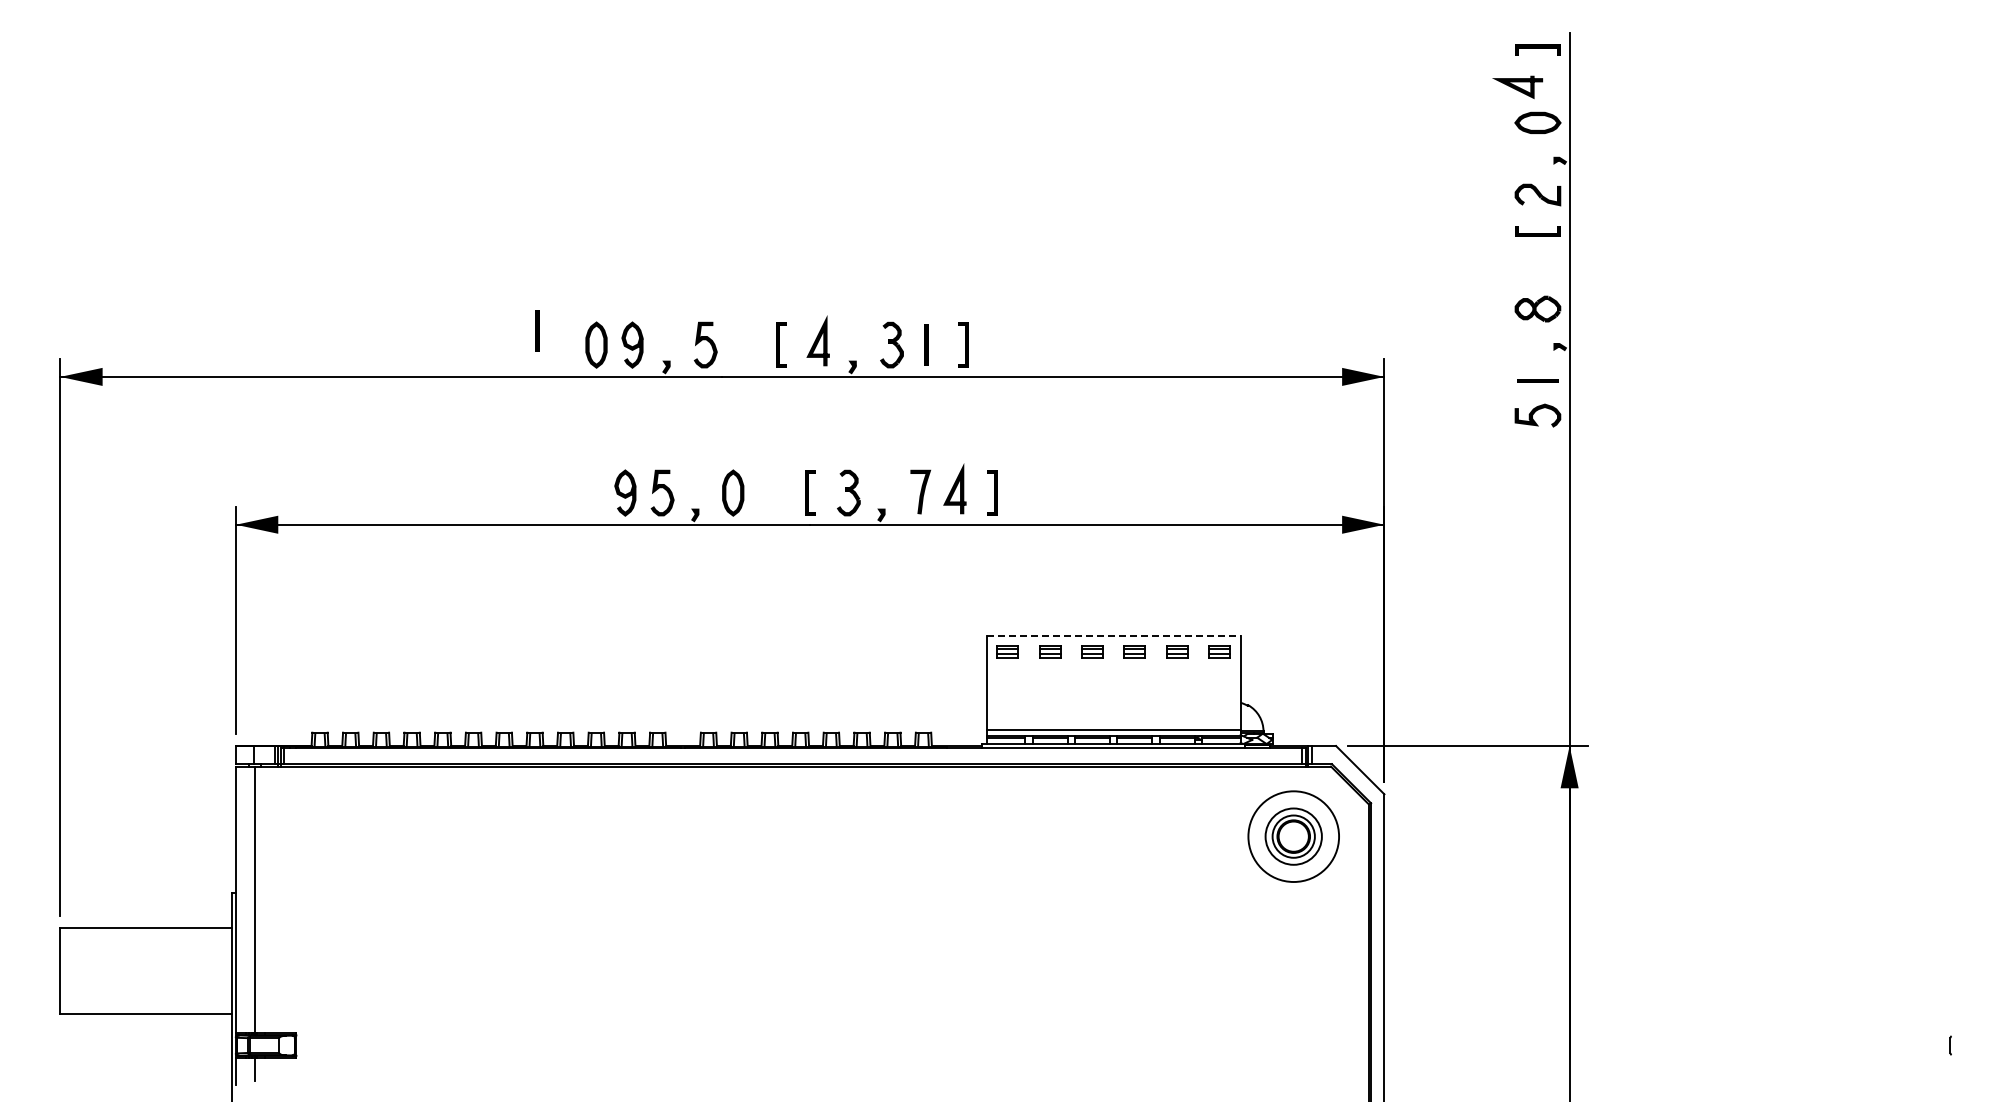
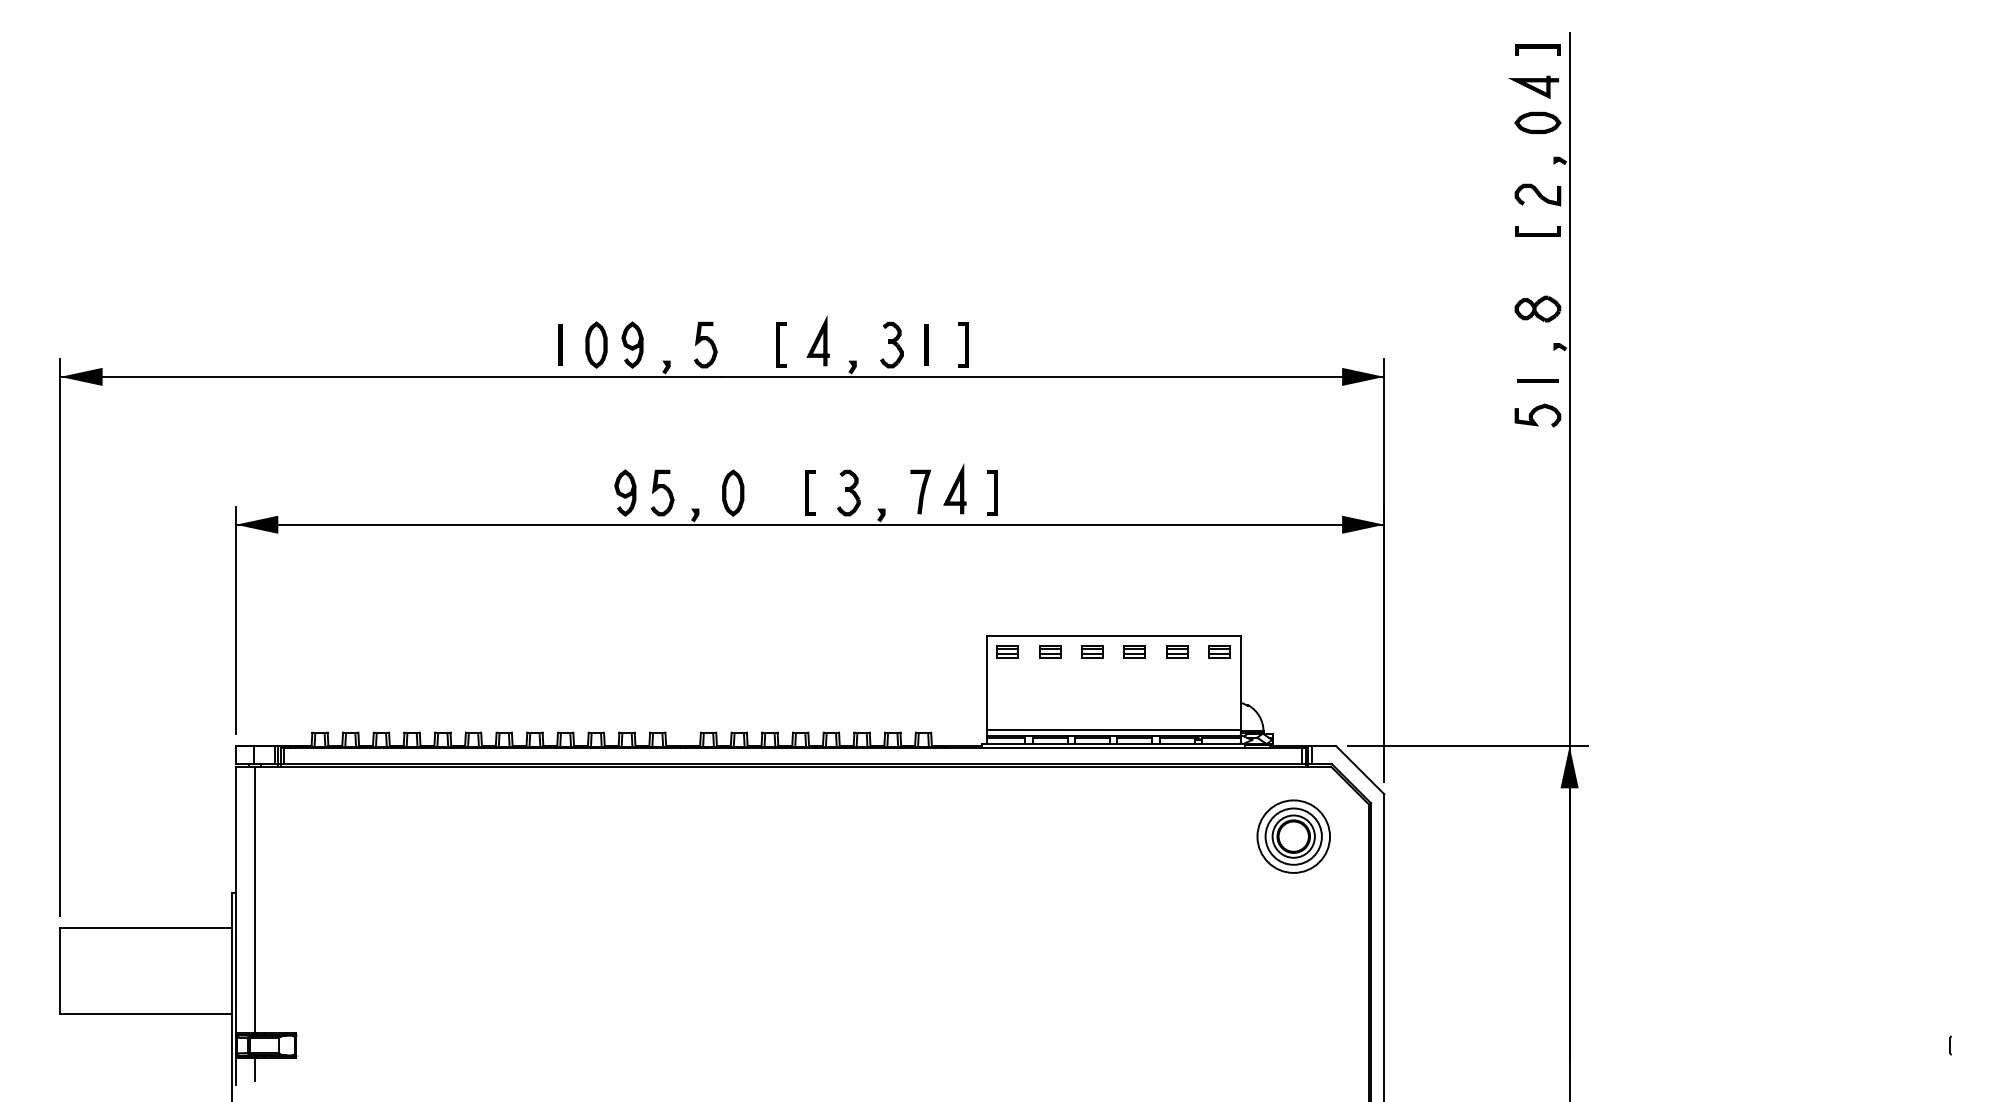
line position: (1517, 87) -> (1533, 87) (1533, 87)
line position: (537, 330) -> (560, 344) (560, 344)
line: dashed -> solid (1113, 635)
circle diameter: 91 px -> 73 px (1293, 836)
